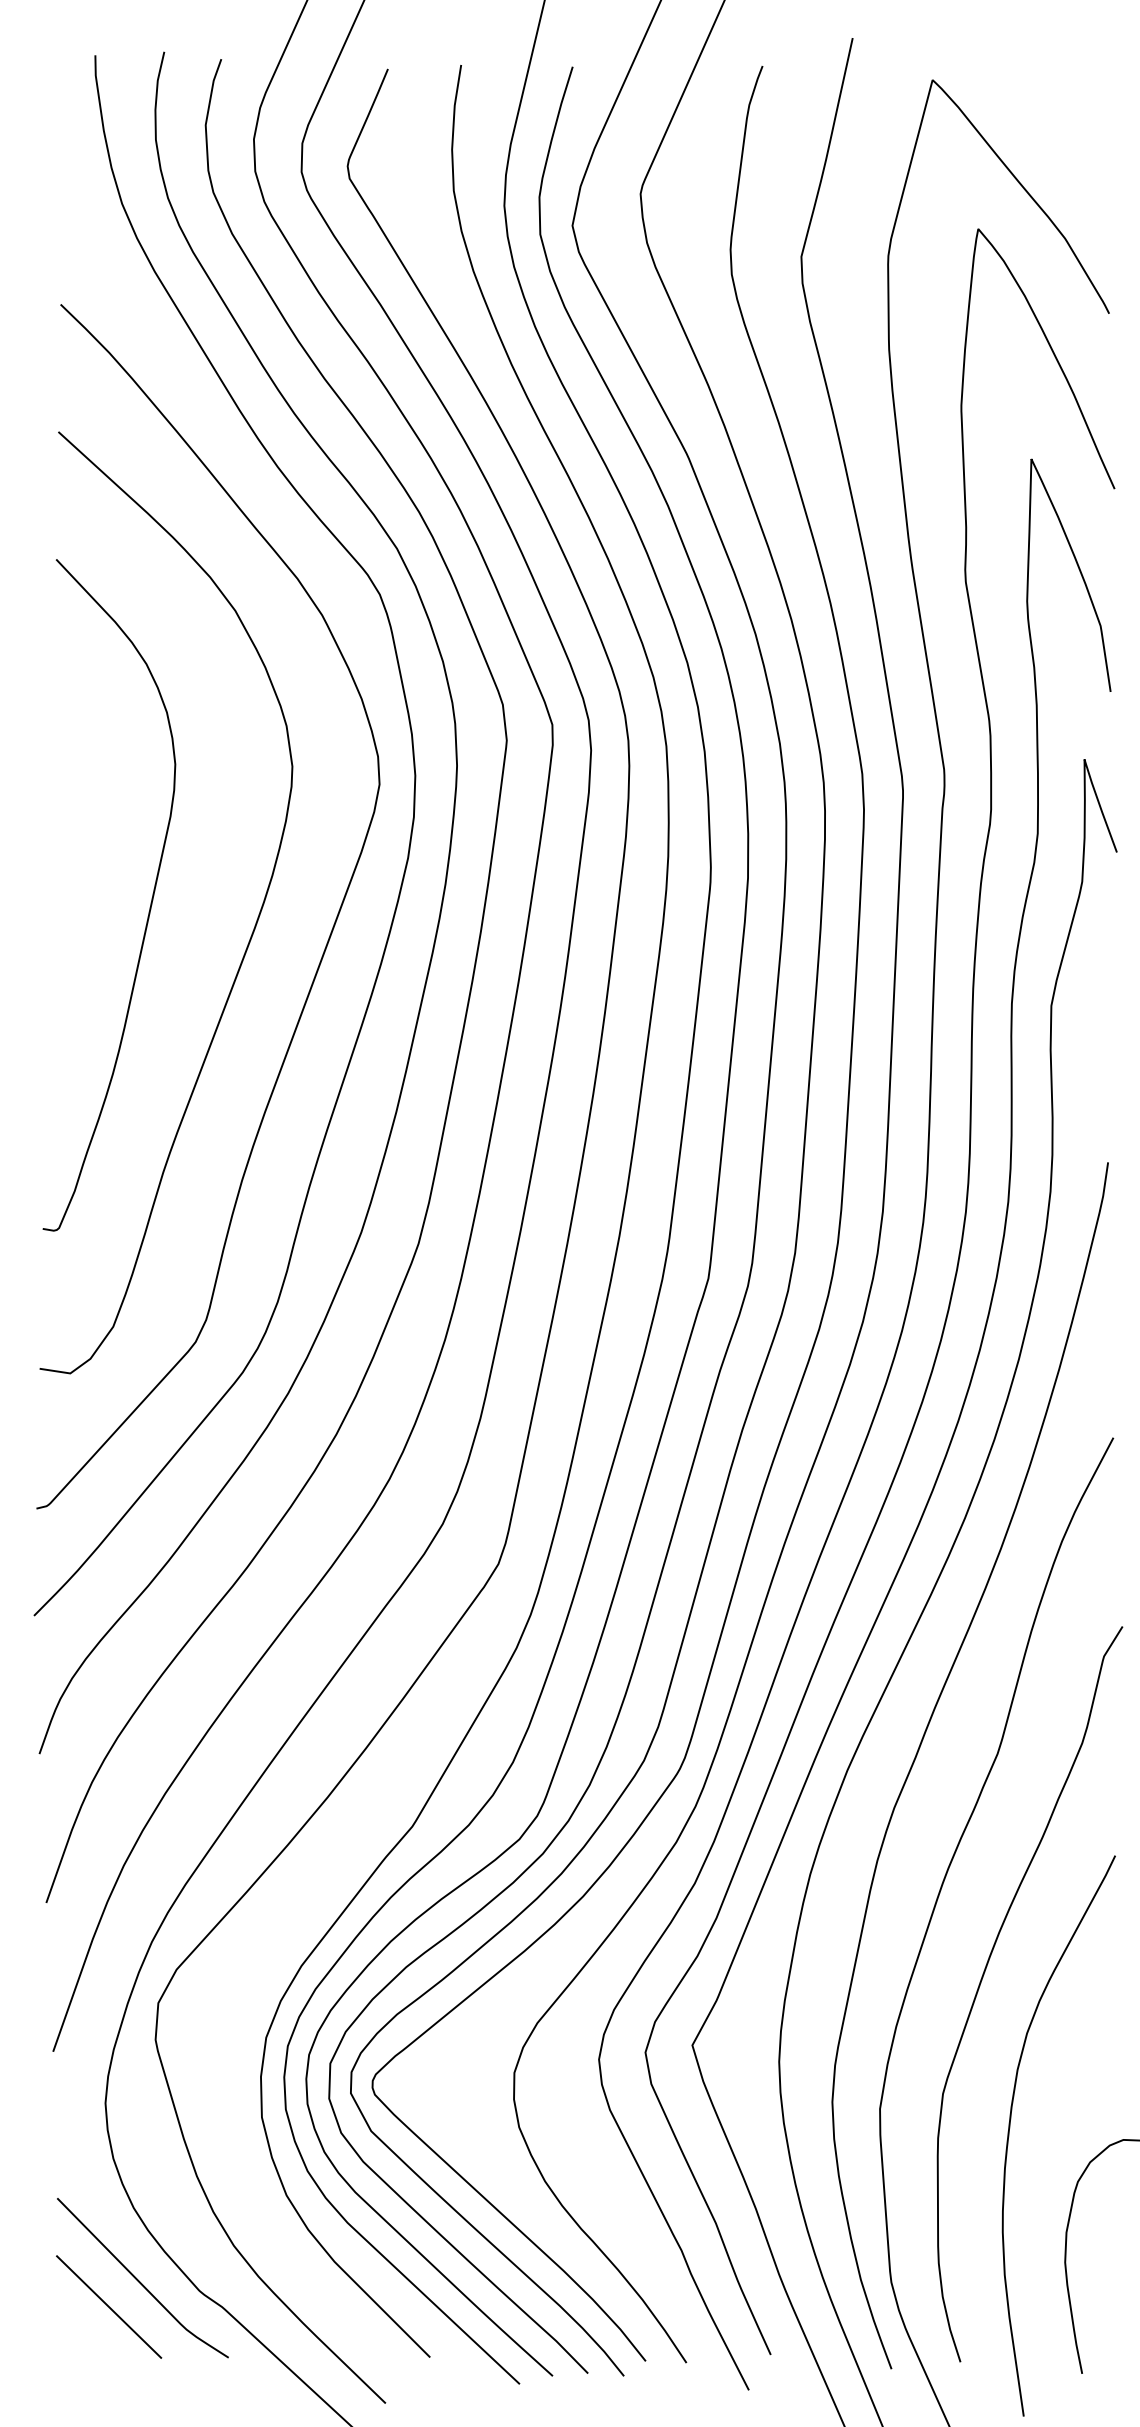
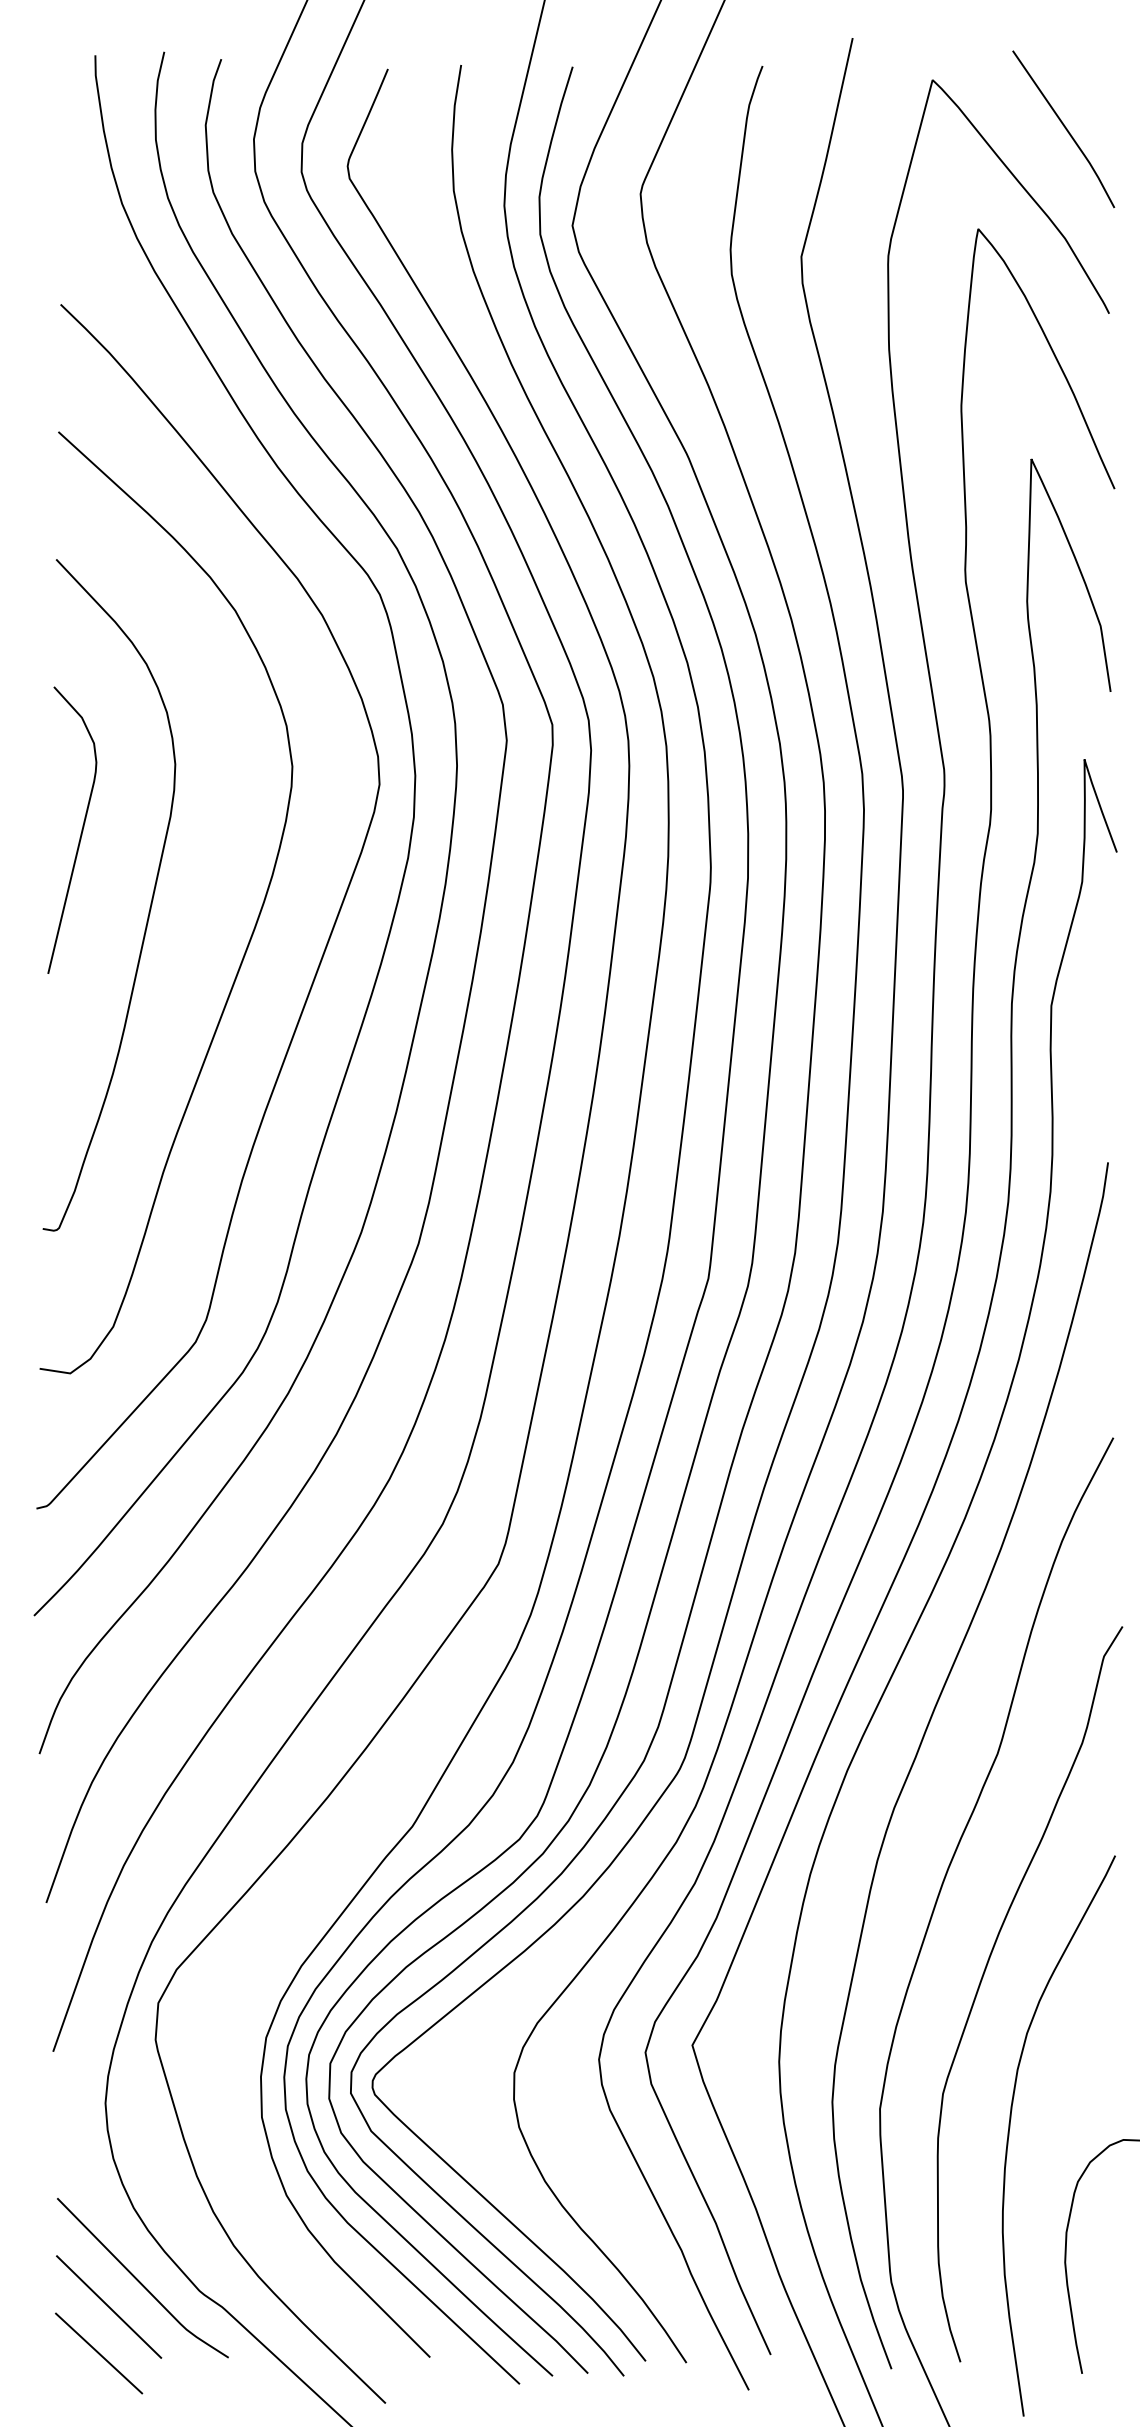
line: none -> present (1064, 128)
curve: none -> present (80, 833)
line: none -> present (99, 2353)
